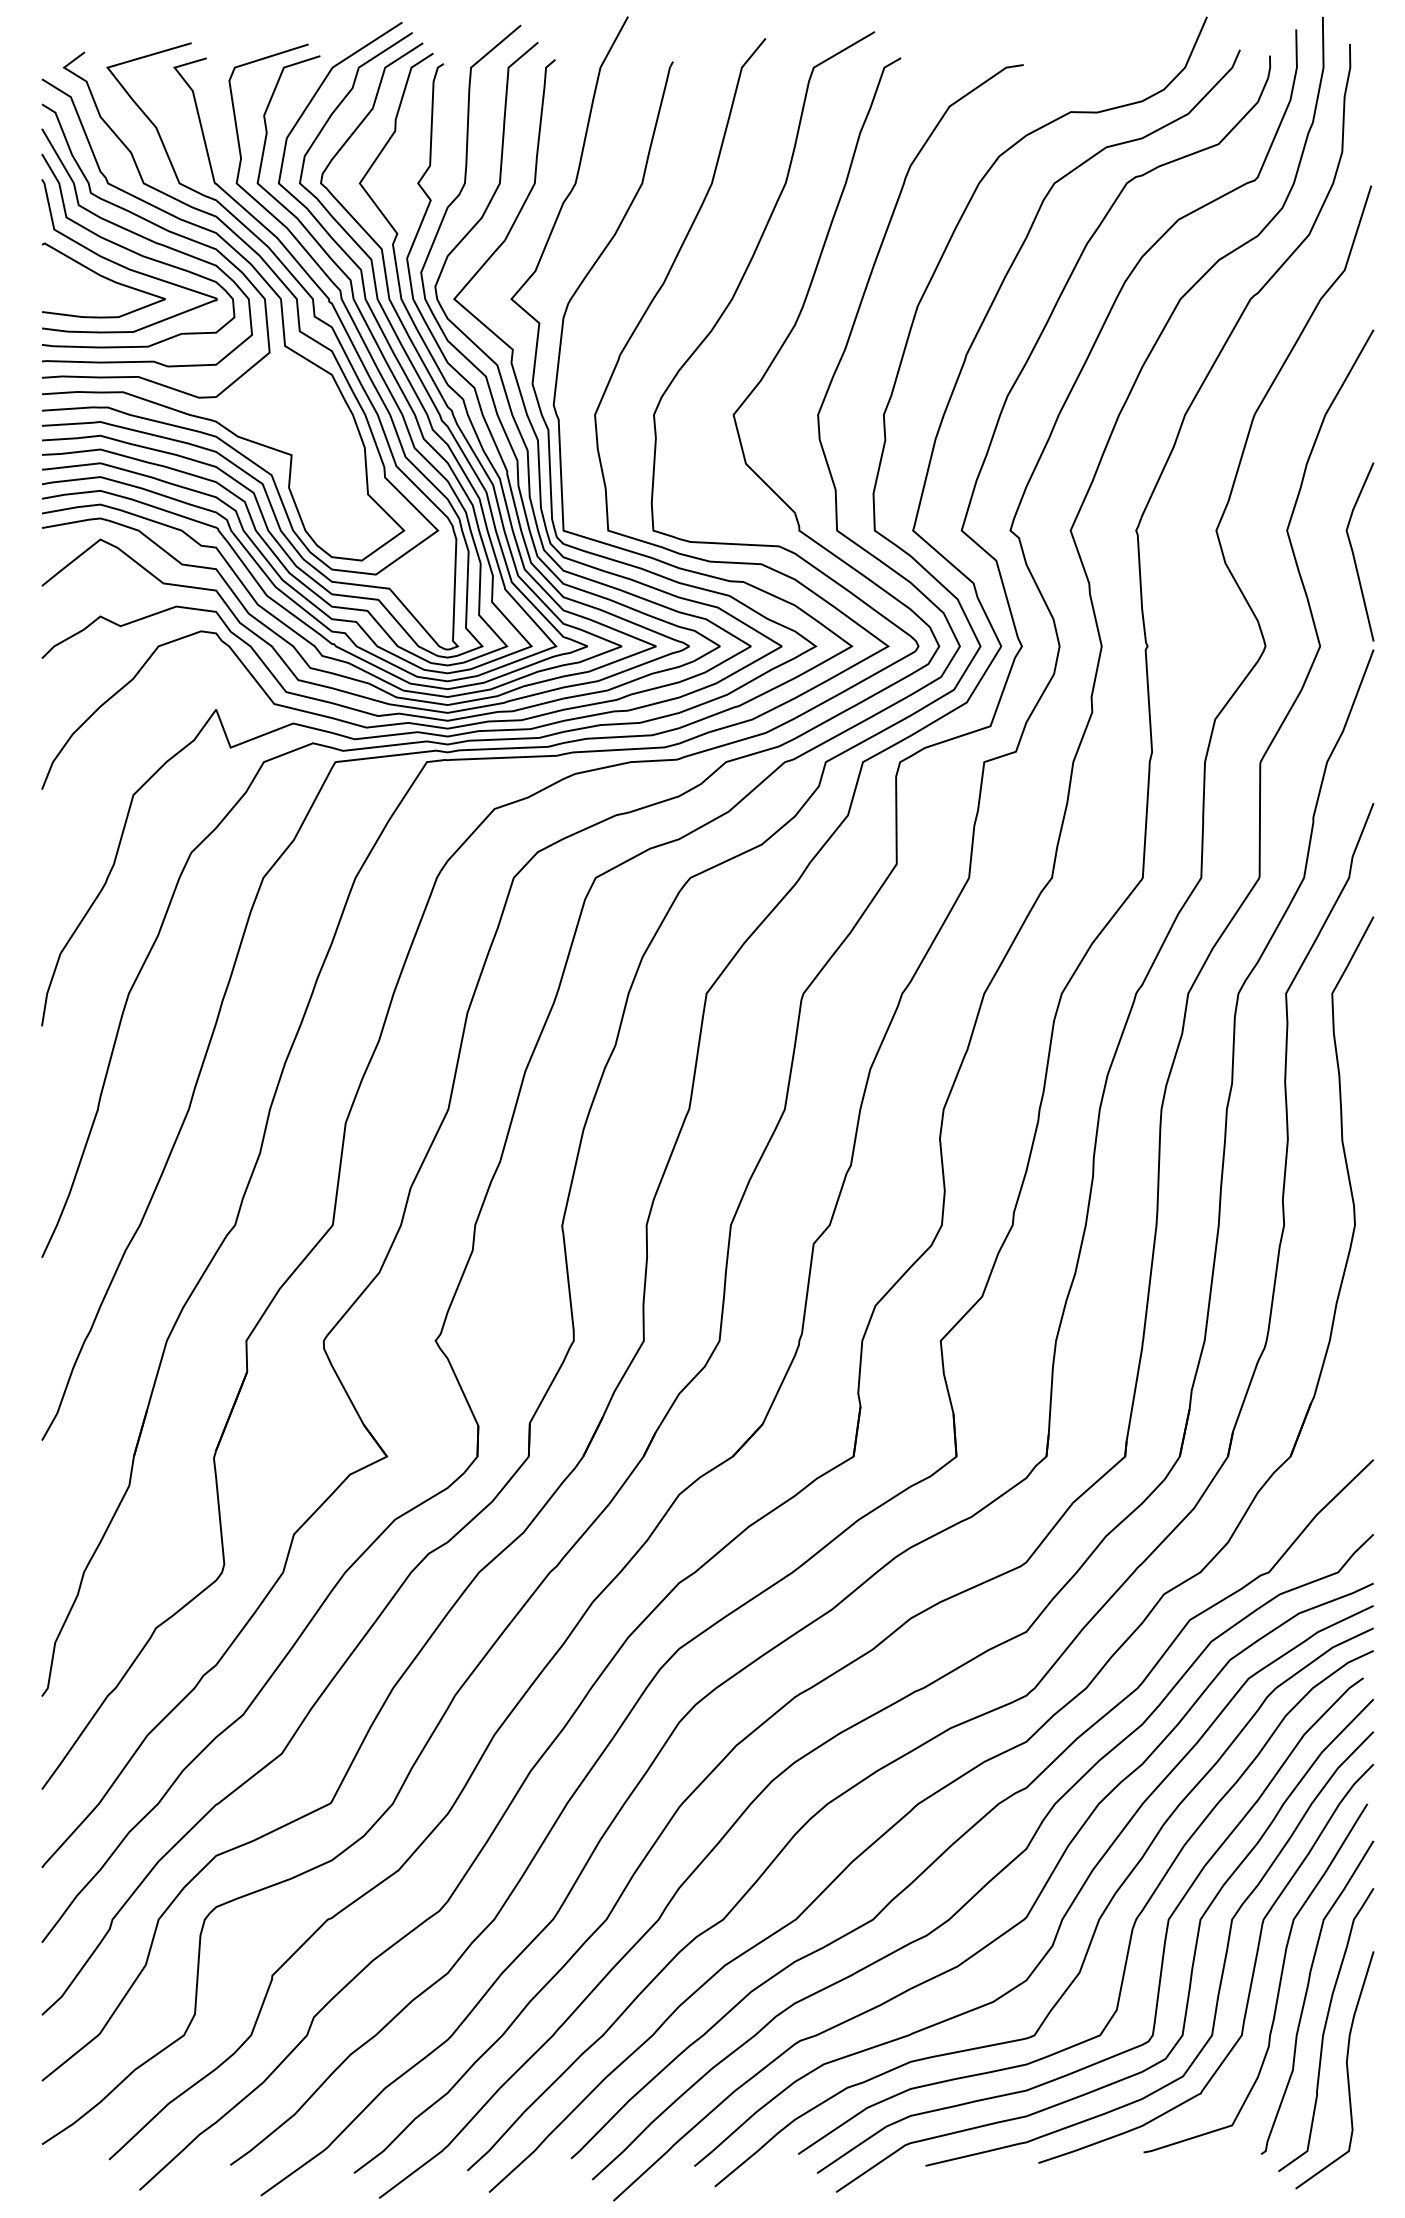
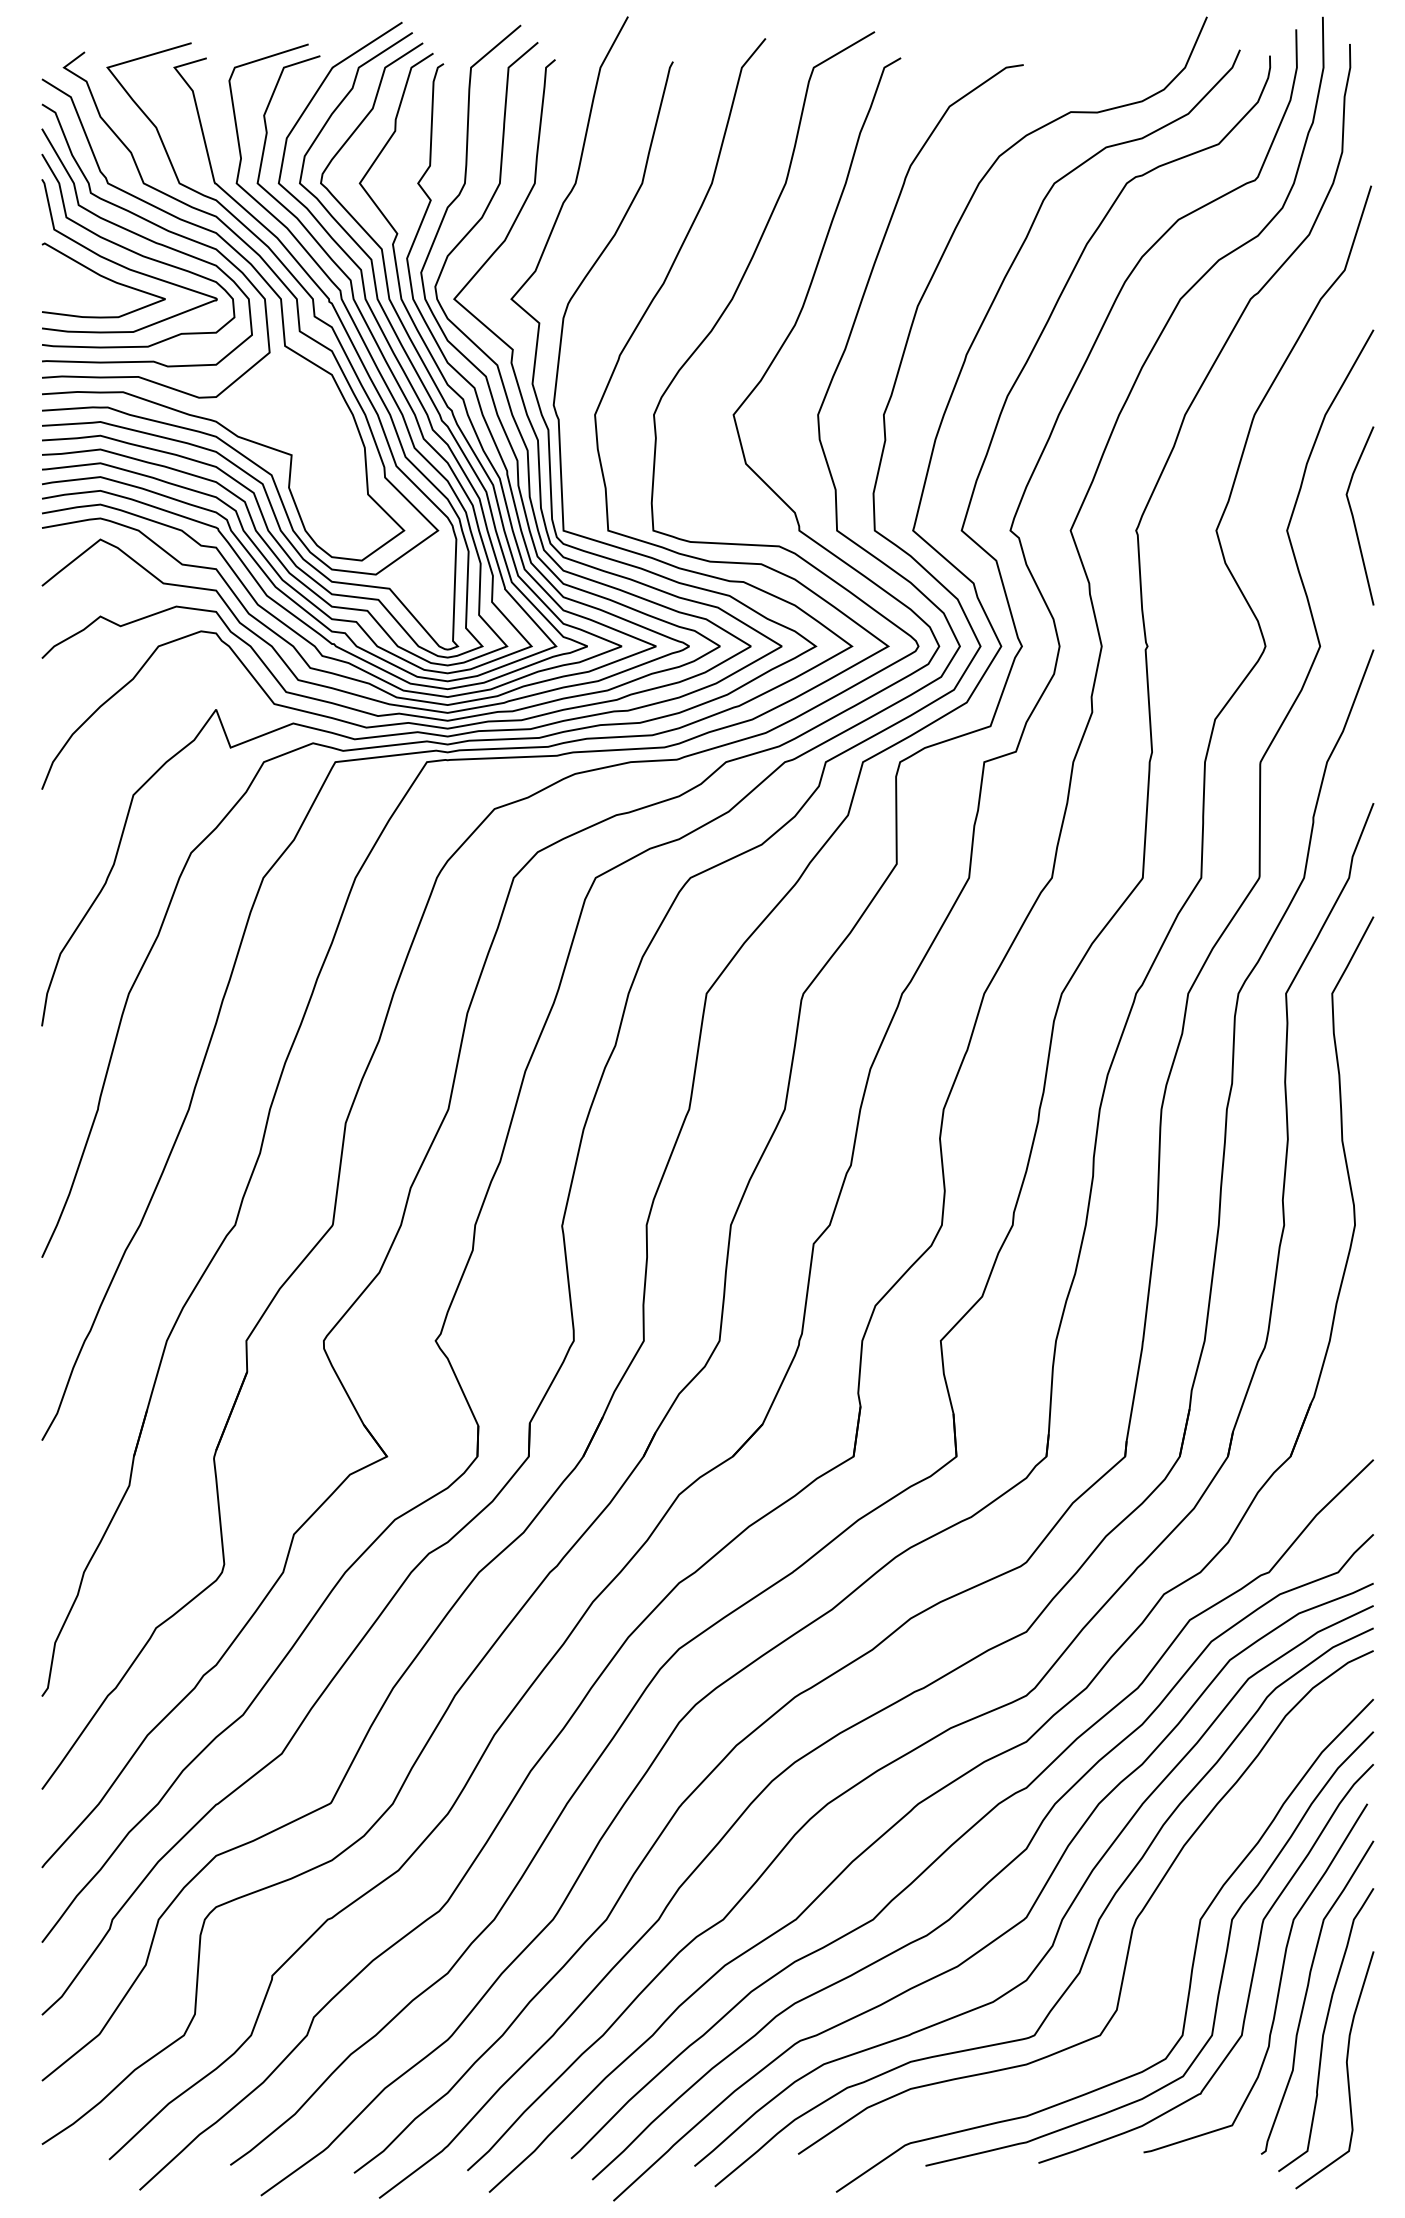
line position: (1354, 554) -> (1354, 518) (1354, 518)
curve: present -> none (1164, 1937)
